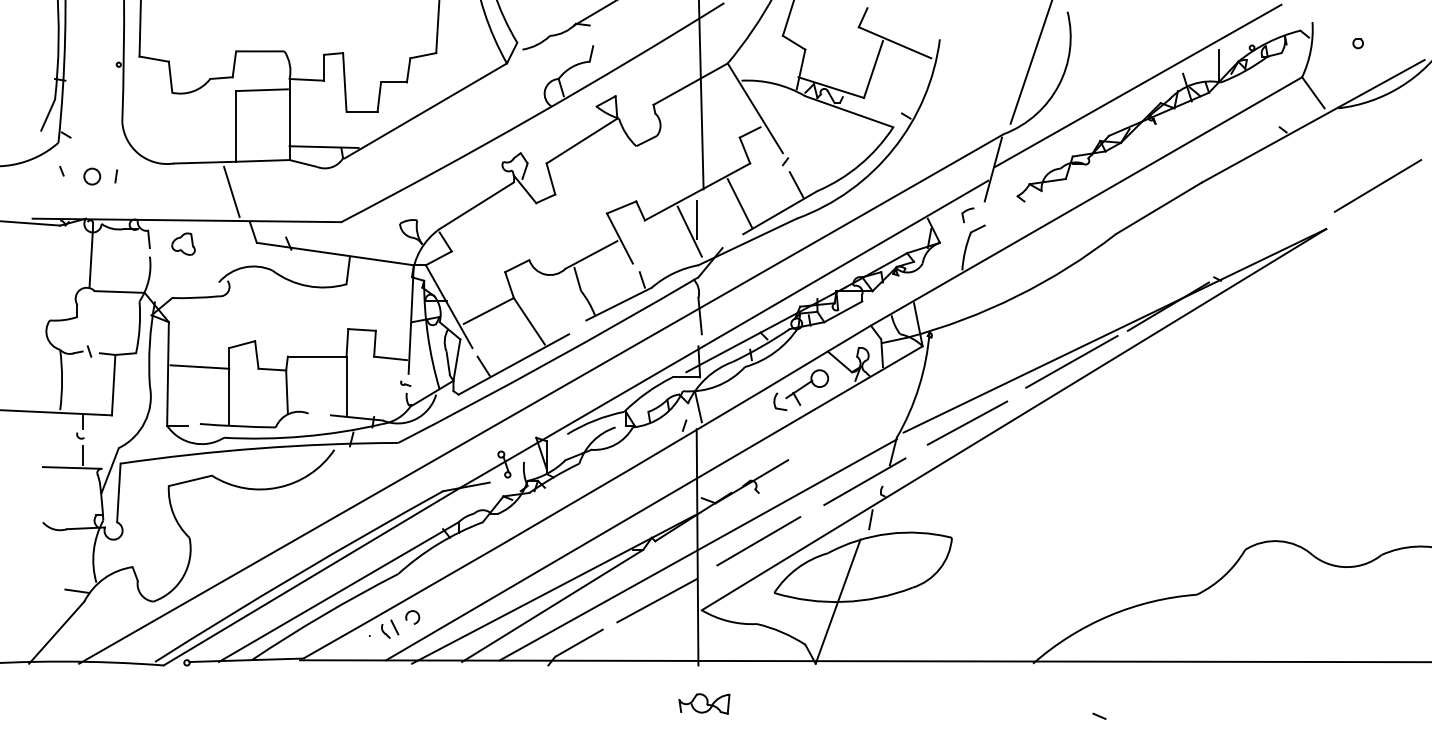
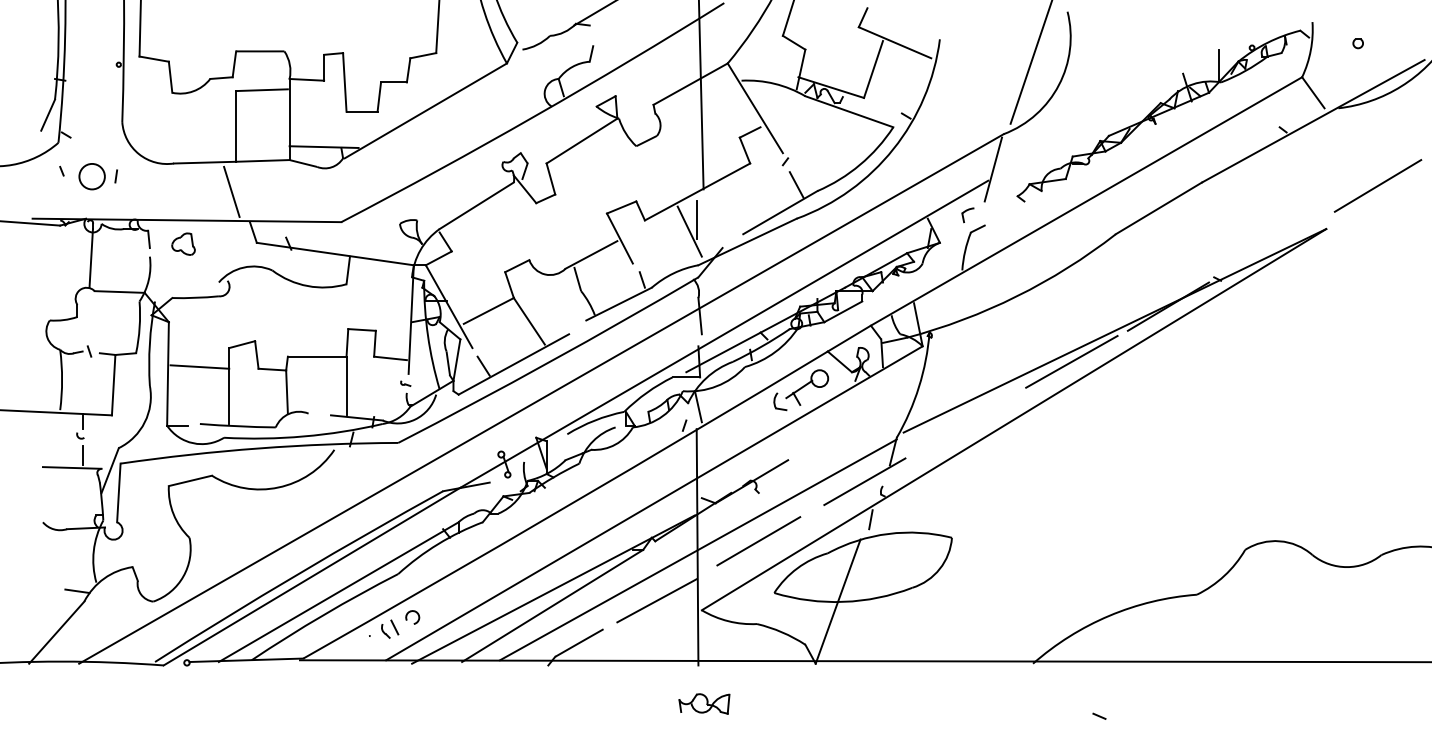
line: present -> none (1138, 85)
circle size: 19x19 px -> 28x28 px (91, 176)
line: present -> none (739, 203)
line: present -> none (967, 422)
